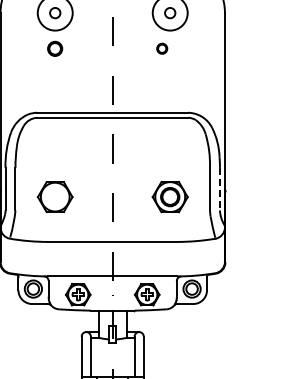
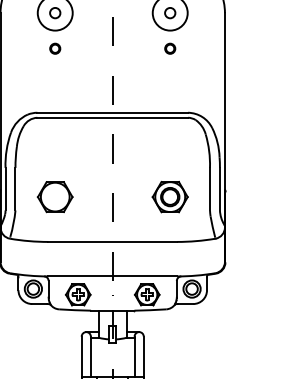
part size: 17x17 px -> 13x13 px (55, 48)
part position: (162, 48) -> (170, 48) (170, 48)
line: dashed -> solid (219, 189)
